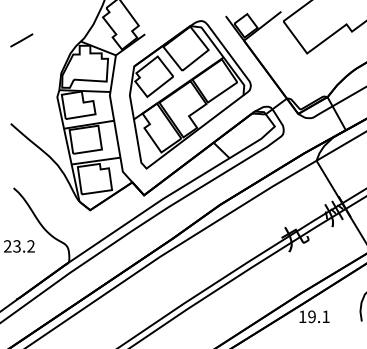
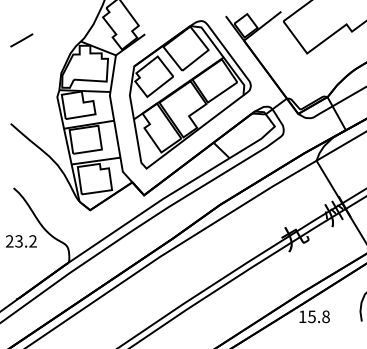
text position: (19, 246) -> (21, 241) (21, 241)
text: 19.1 -> 15.8 (318, 316)
